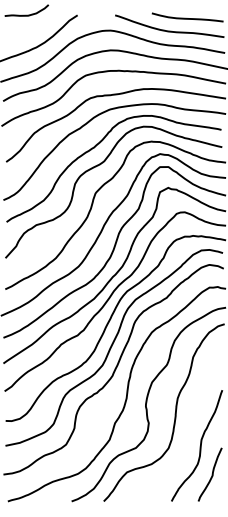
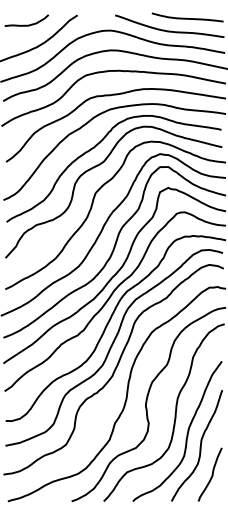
curve position: (26, 14) -> (26, 24) (26, 24)
curve: none -> present (186, 434)
